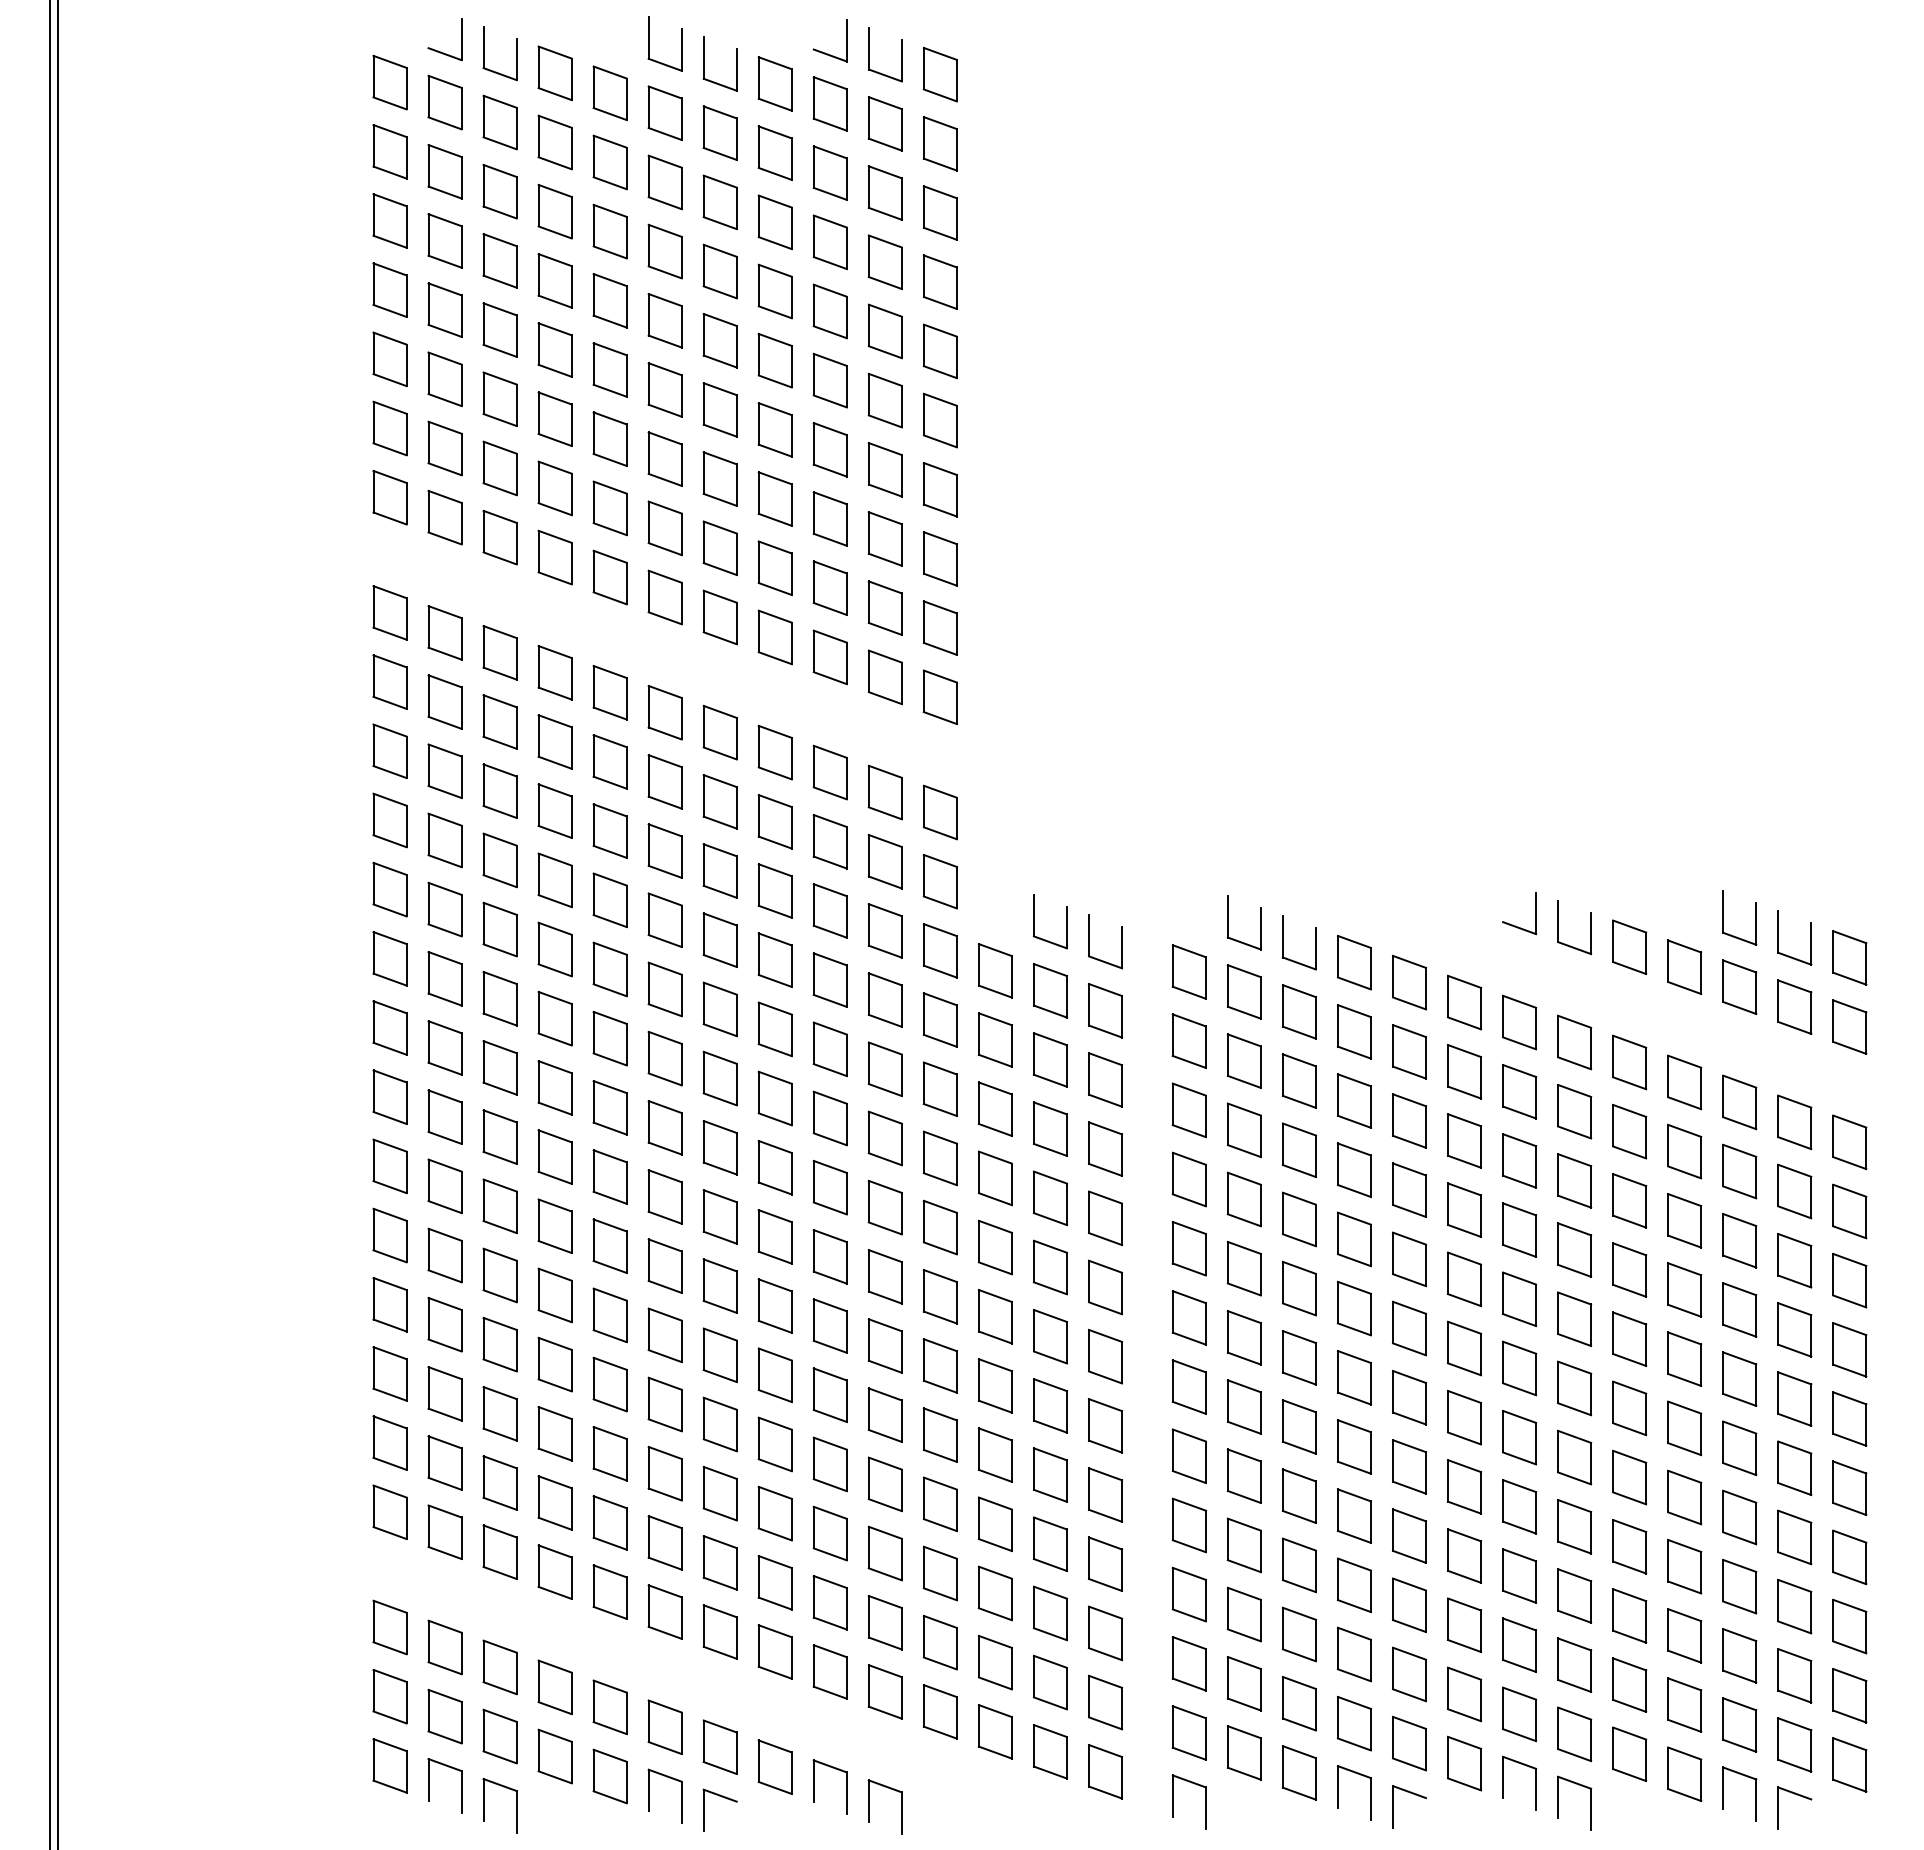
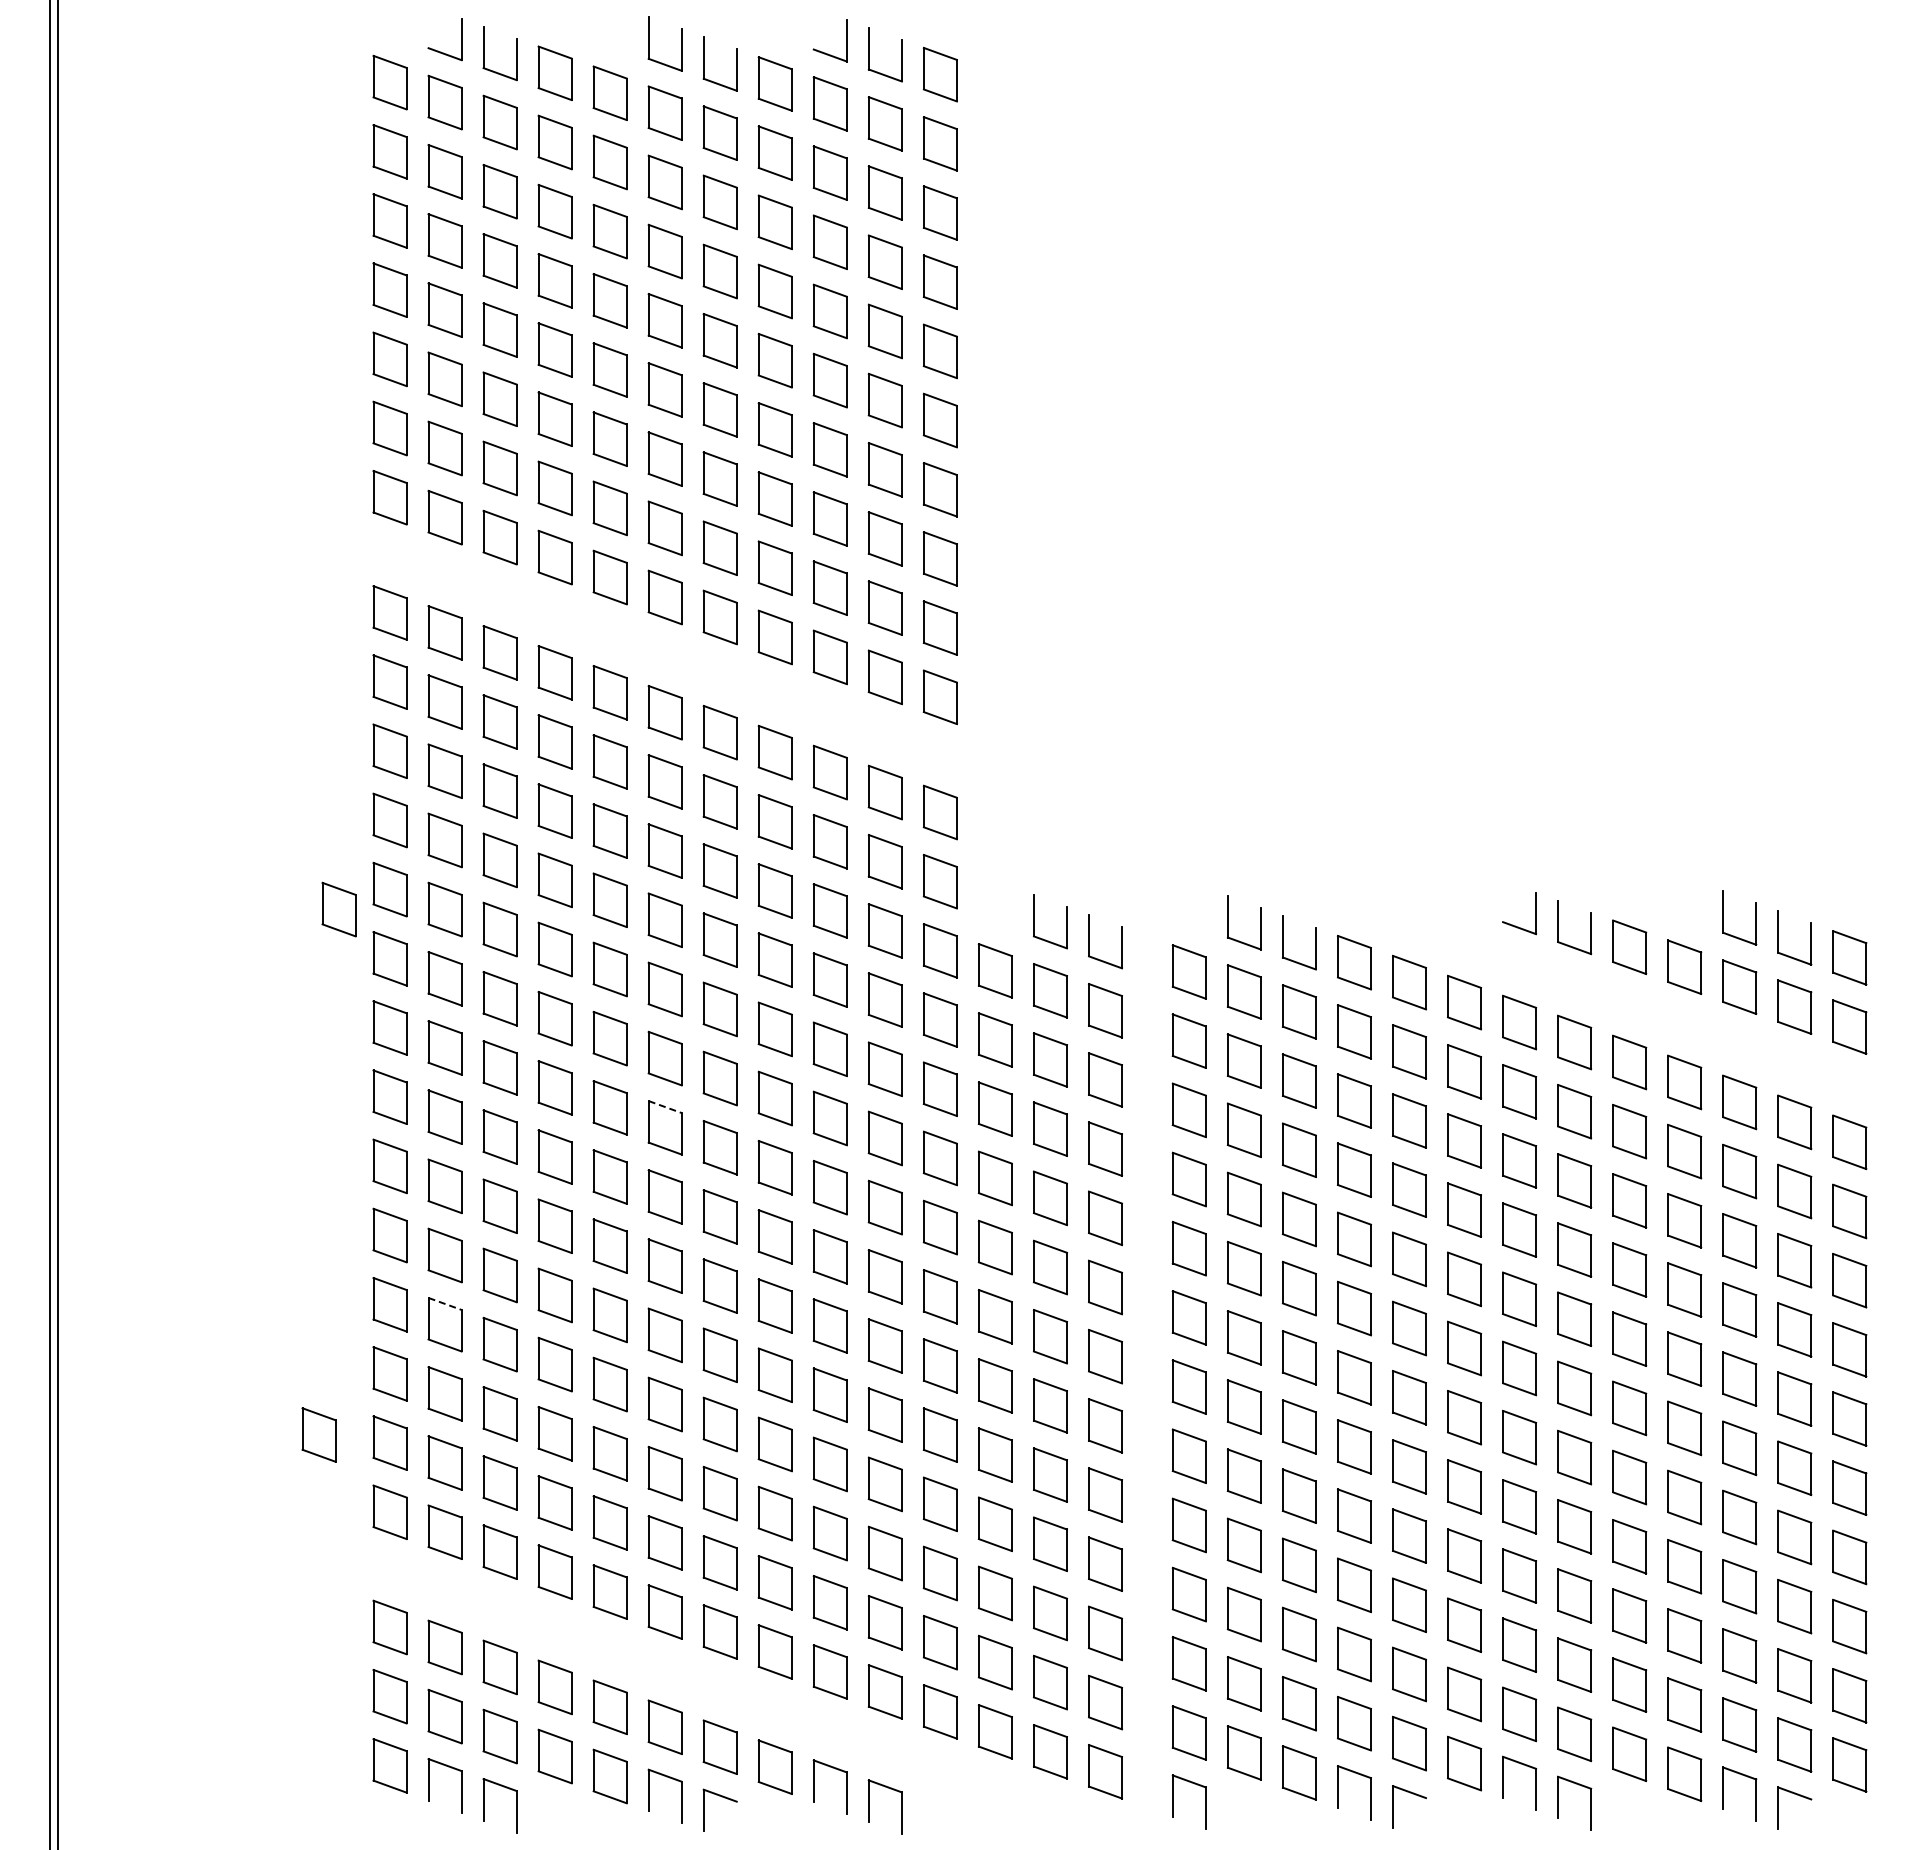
part: none -> present (338, 909)
line: solid -> dashed (665, 1107)
line: solid -> dashed (445, 1303)
part: none -> present (318, 1434)
